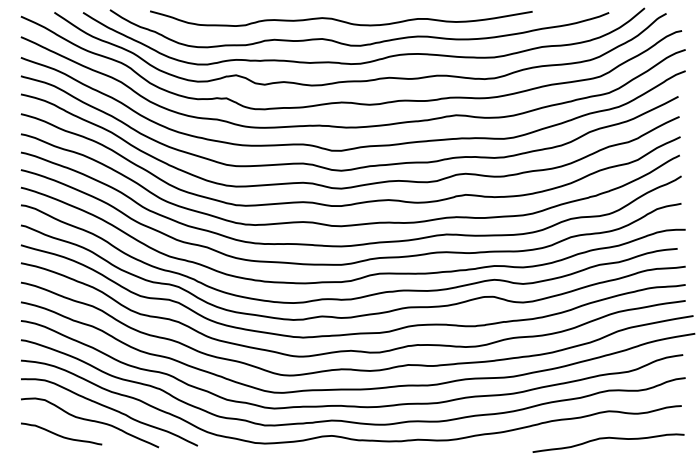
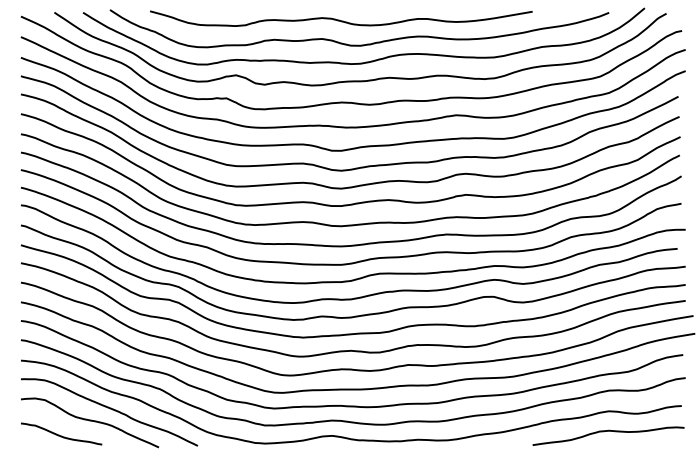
curve position: (608, 438) -> (608, 431) (608, 431)
